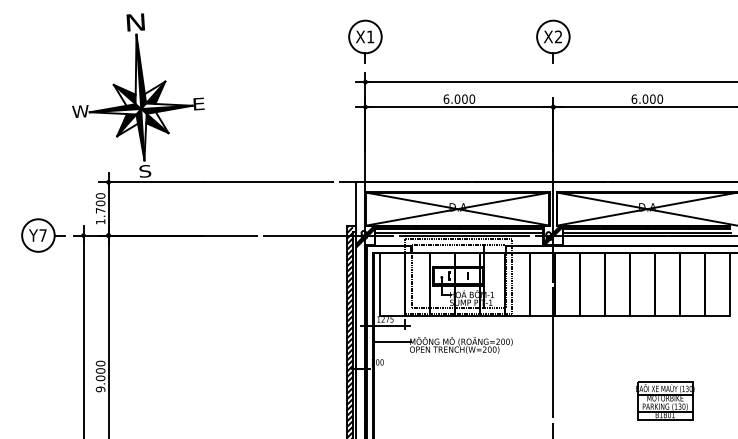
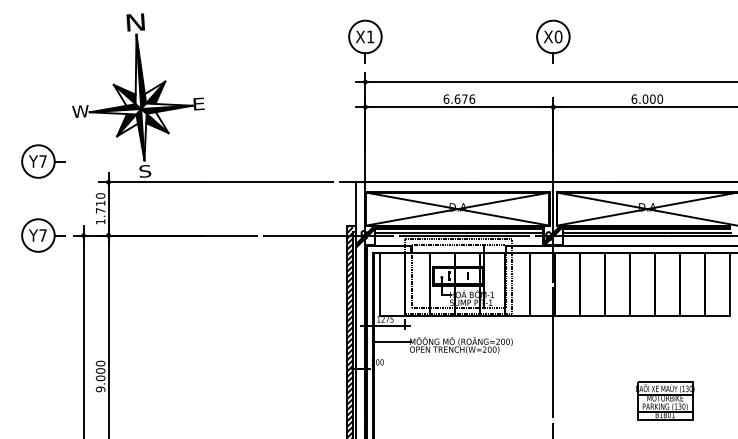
text: X2 -> X0 (558, 36)
text: 6.000 -> 6.676 (464, 98)
part: none -> present (43, 161)
text: 1.700 -> 1.710 (100, 203)
